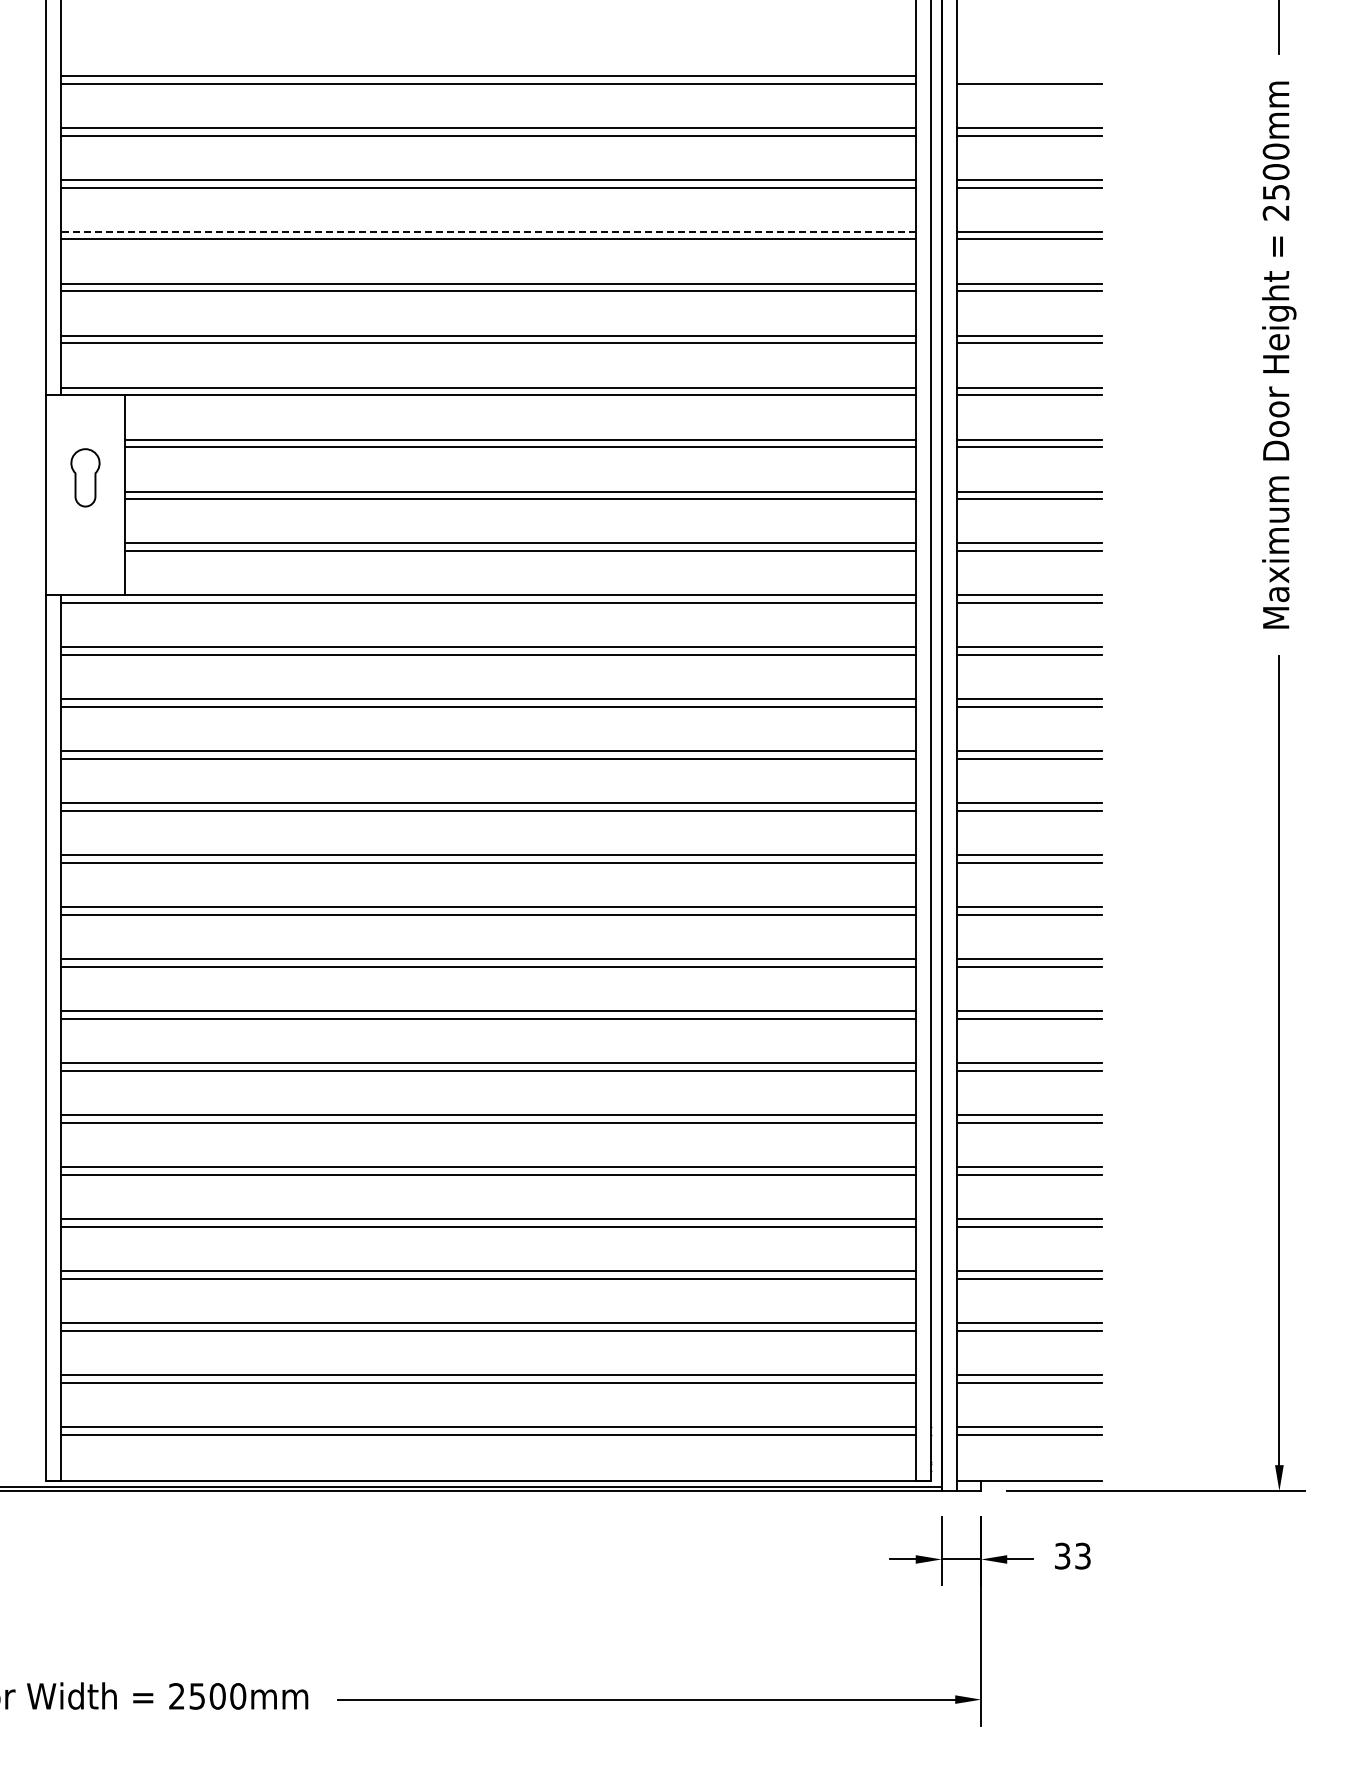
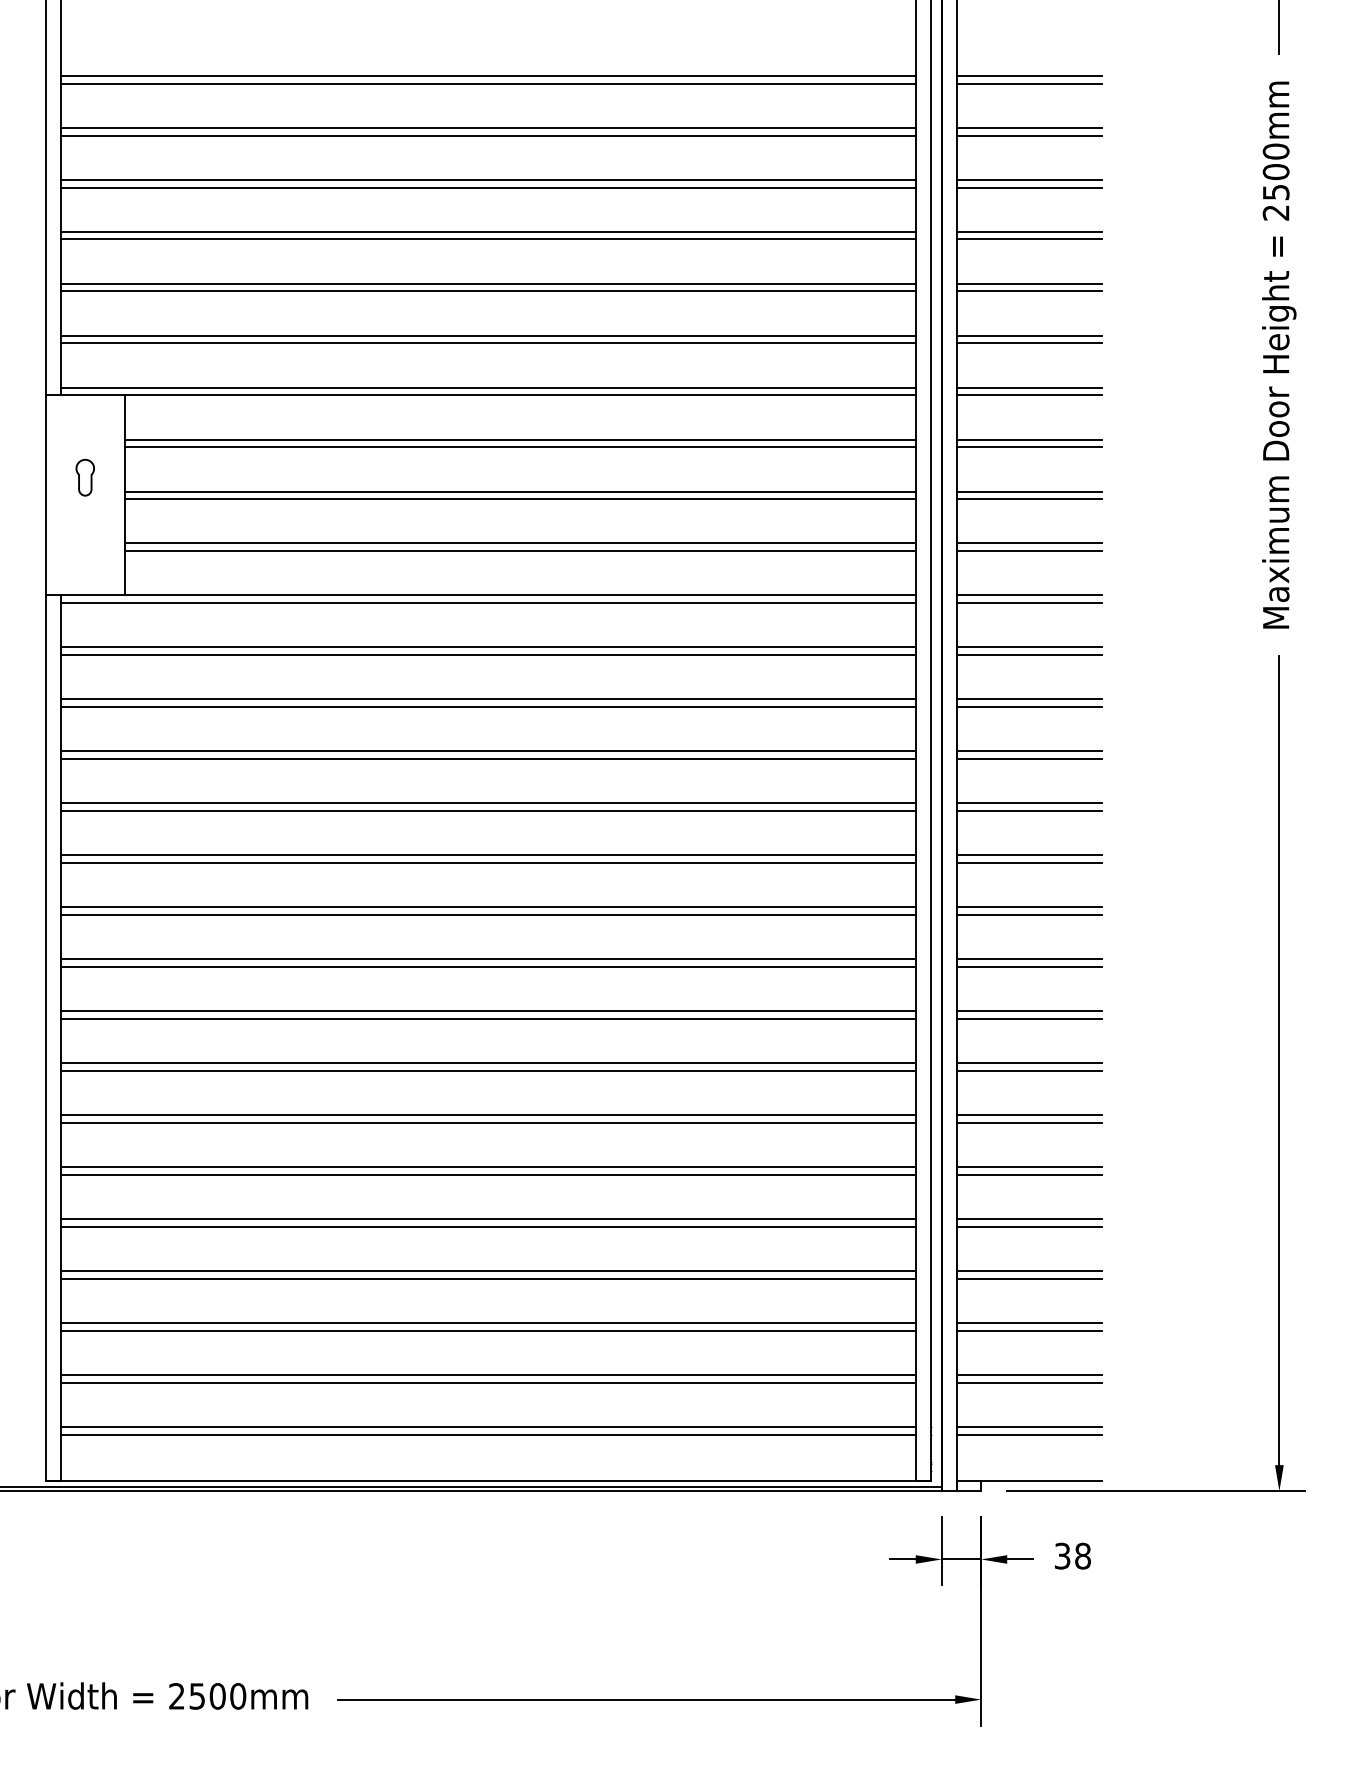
line: none -> present (1029, 75)
line: dashed -> solid (488, 231)
part size: 31x60 px -> 20x39 px (84, 477)
text: 33 -> 38 (1082, 1555)
